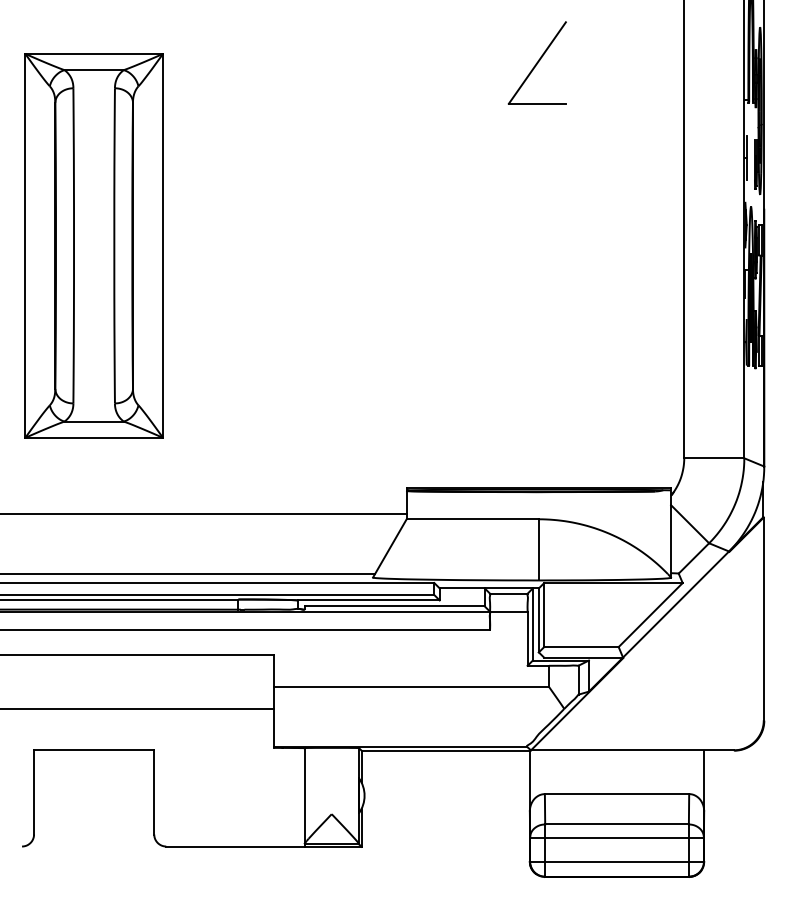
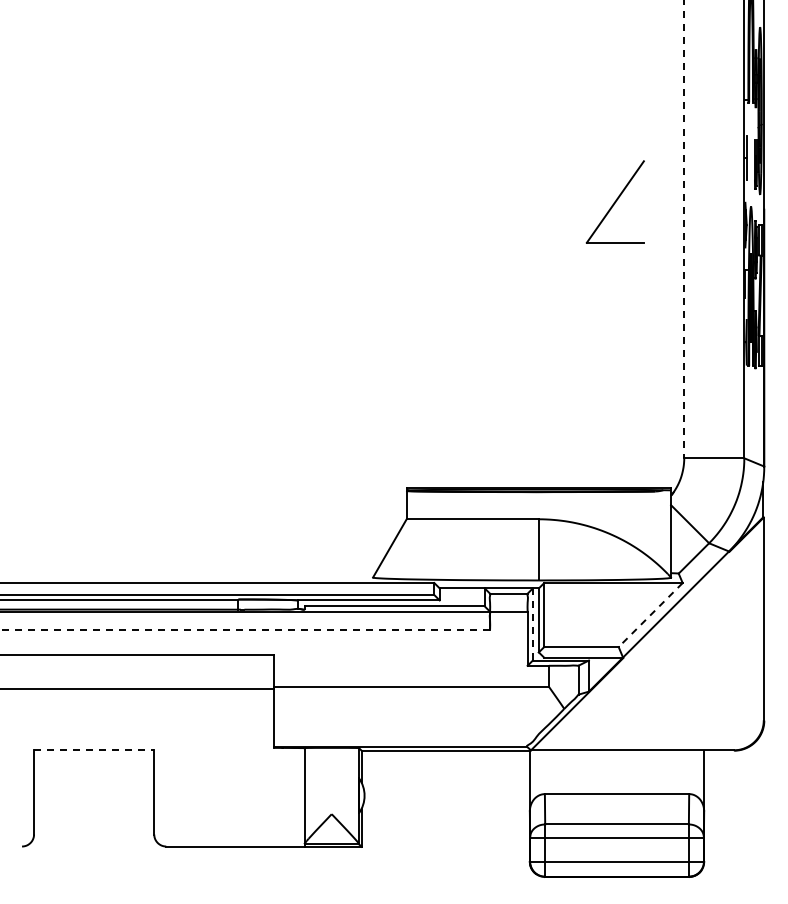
part position: (536, 62) -> (614, 201) (614, 201)
line: solid -> dashed (684, 229)
part: present -> none (93, 245)
line: present -> none (204, 513)
line: present -> none (188, 573)
line: solid -> dashed (650, 615)
line: solid -> dashed (532, 624)
line: solid -> dashed (245, 629)
line position: (138, 708) -> (138, 688) (138, 688)
line: solid -> dashed (94, 750)
